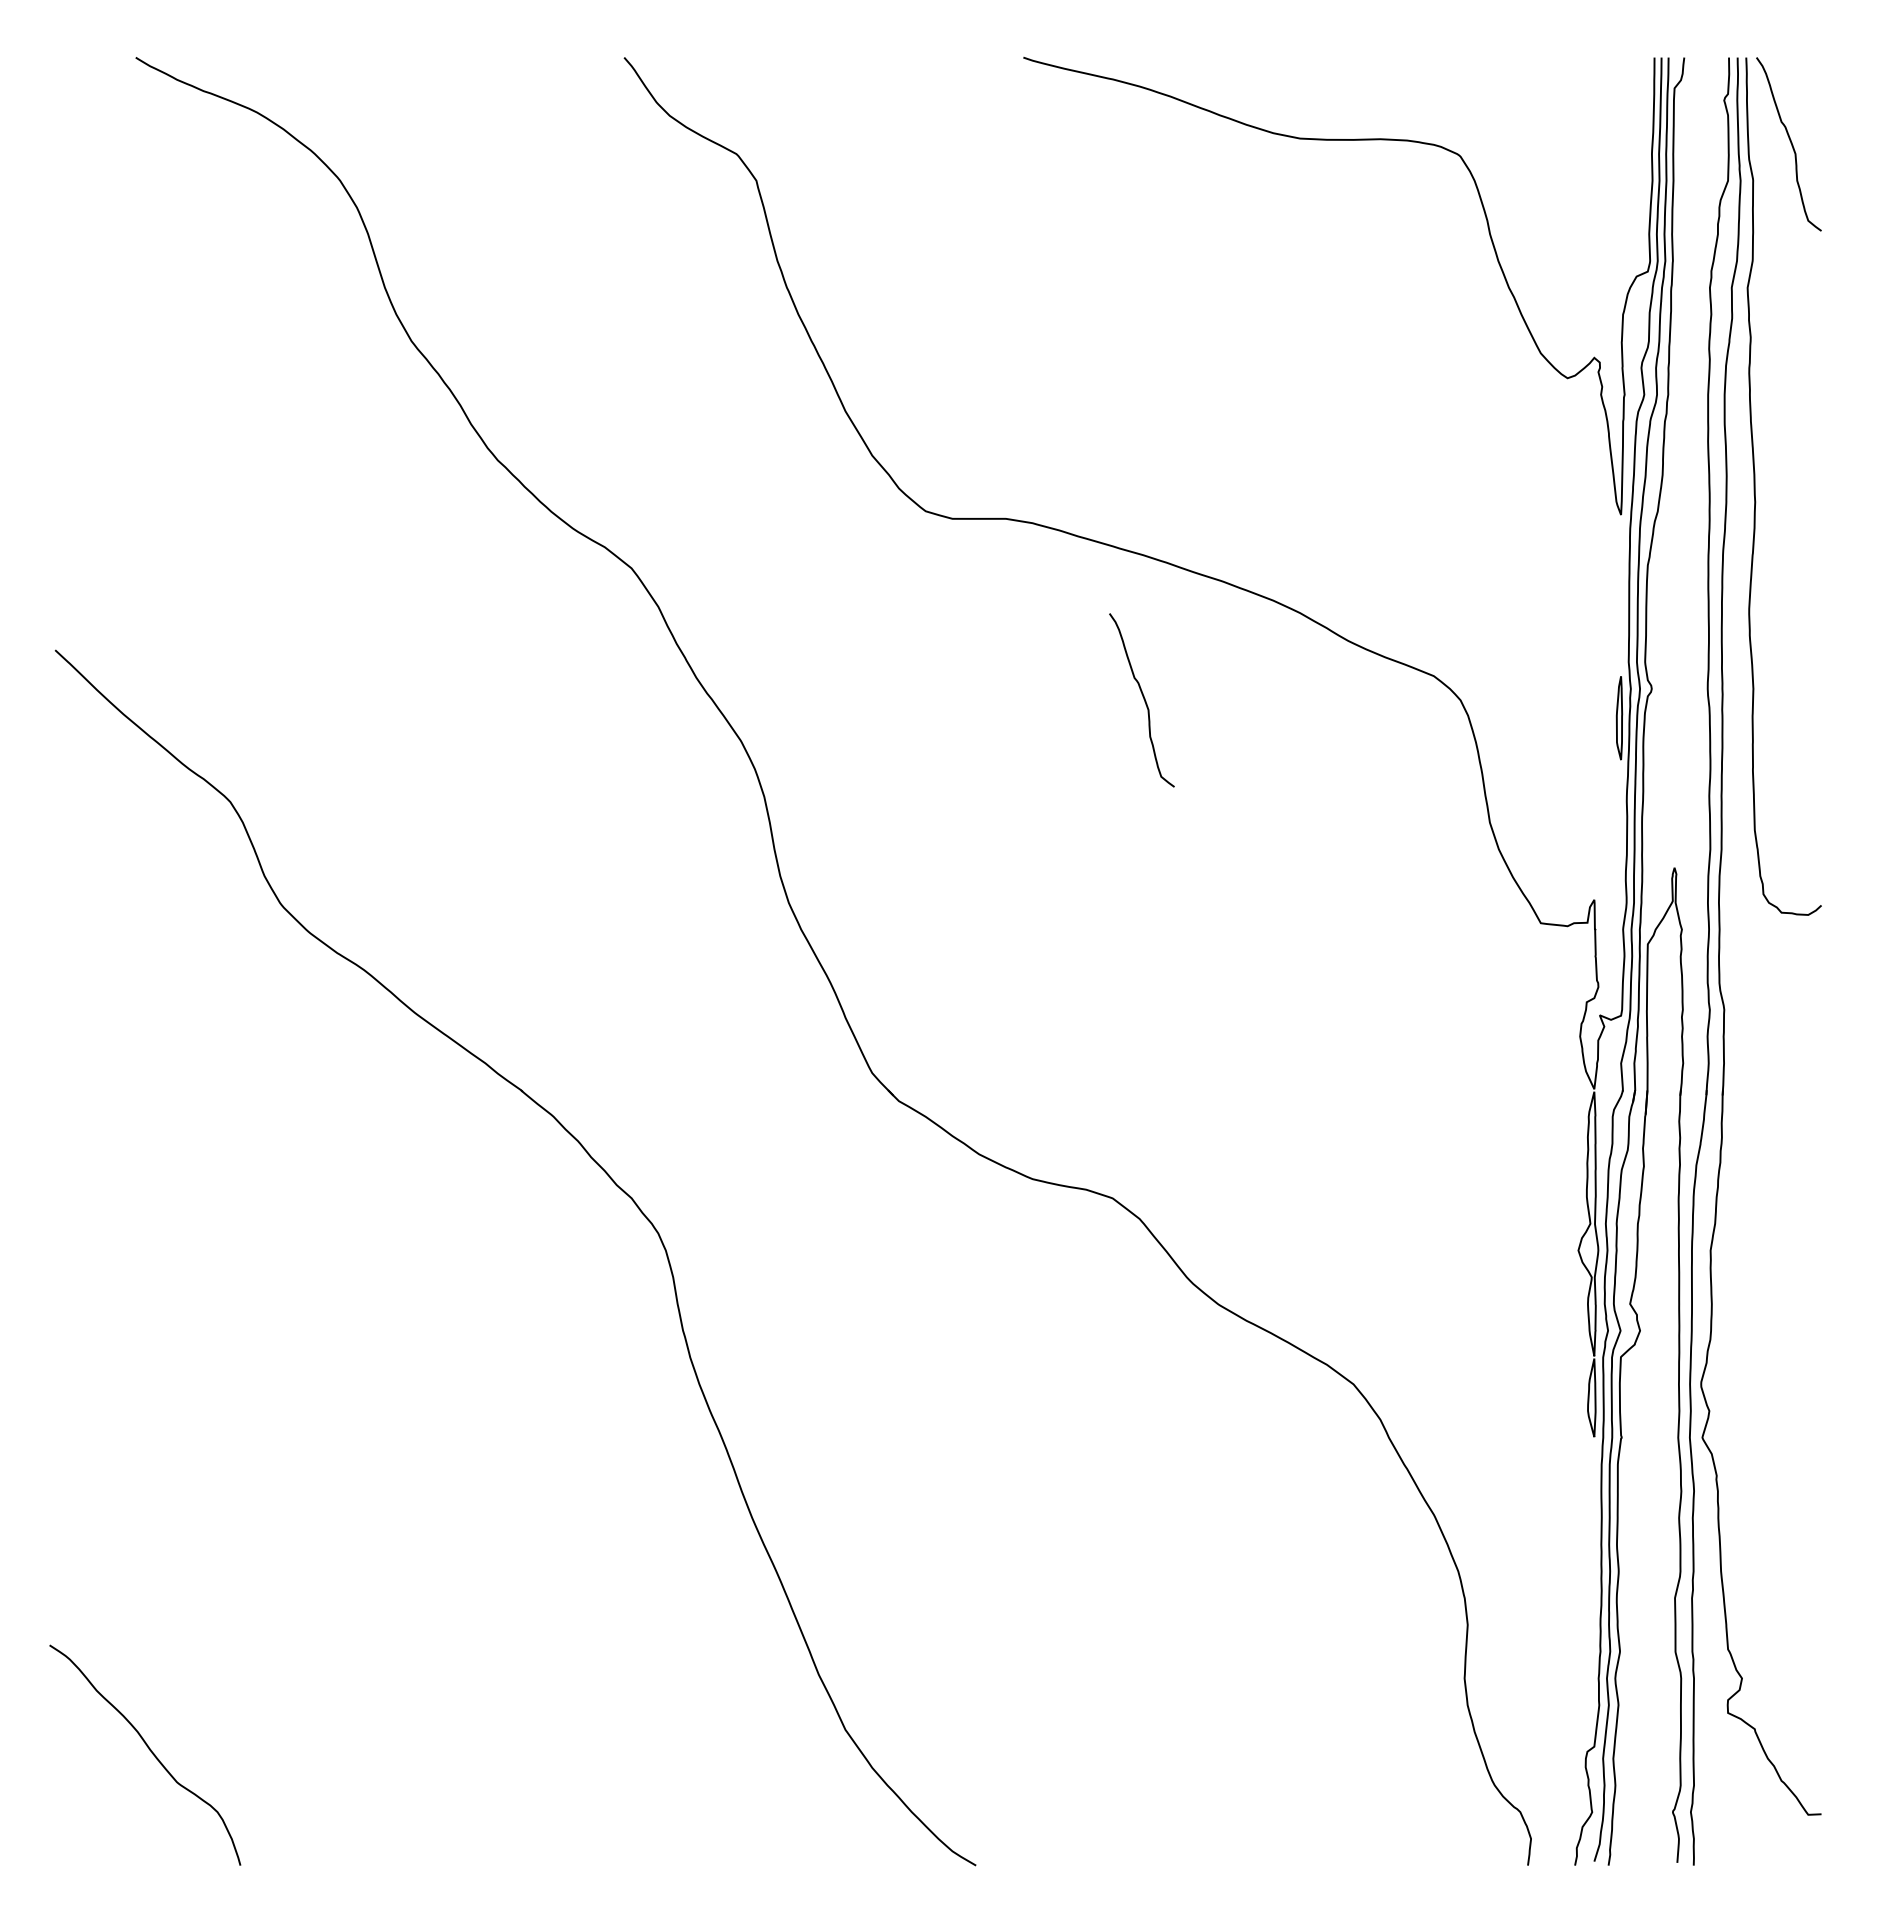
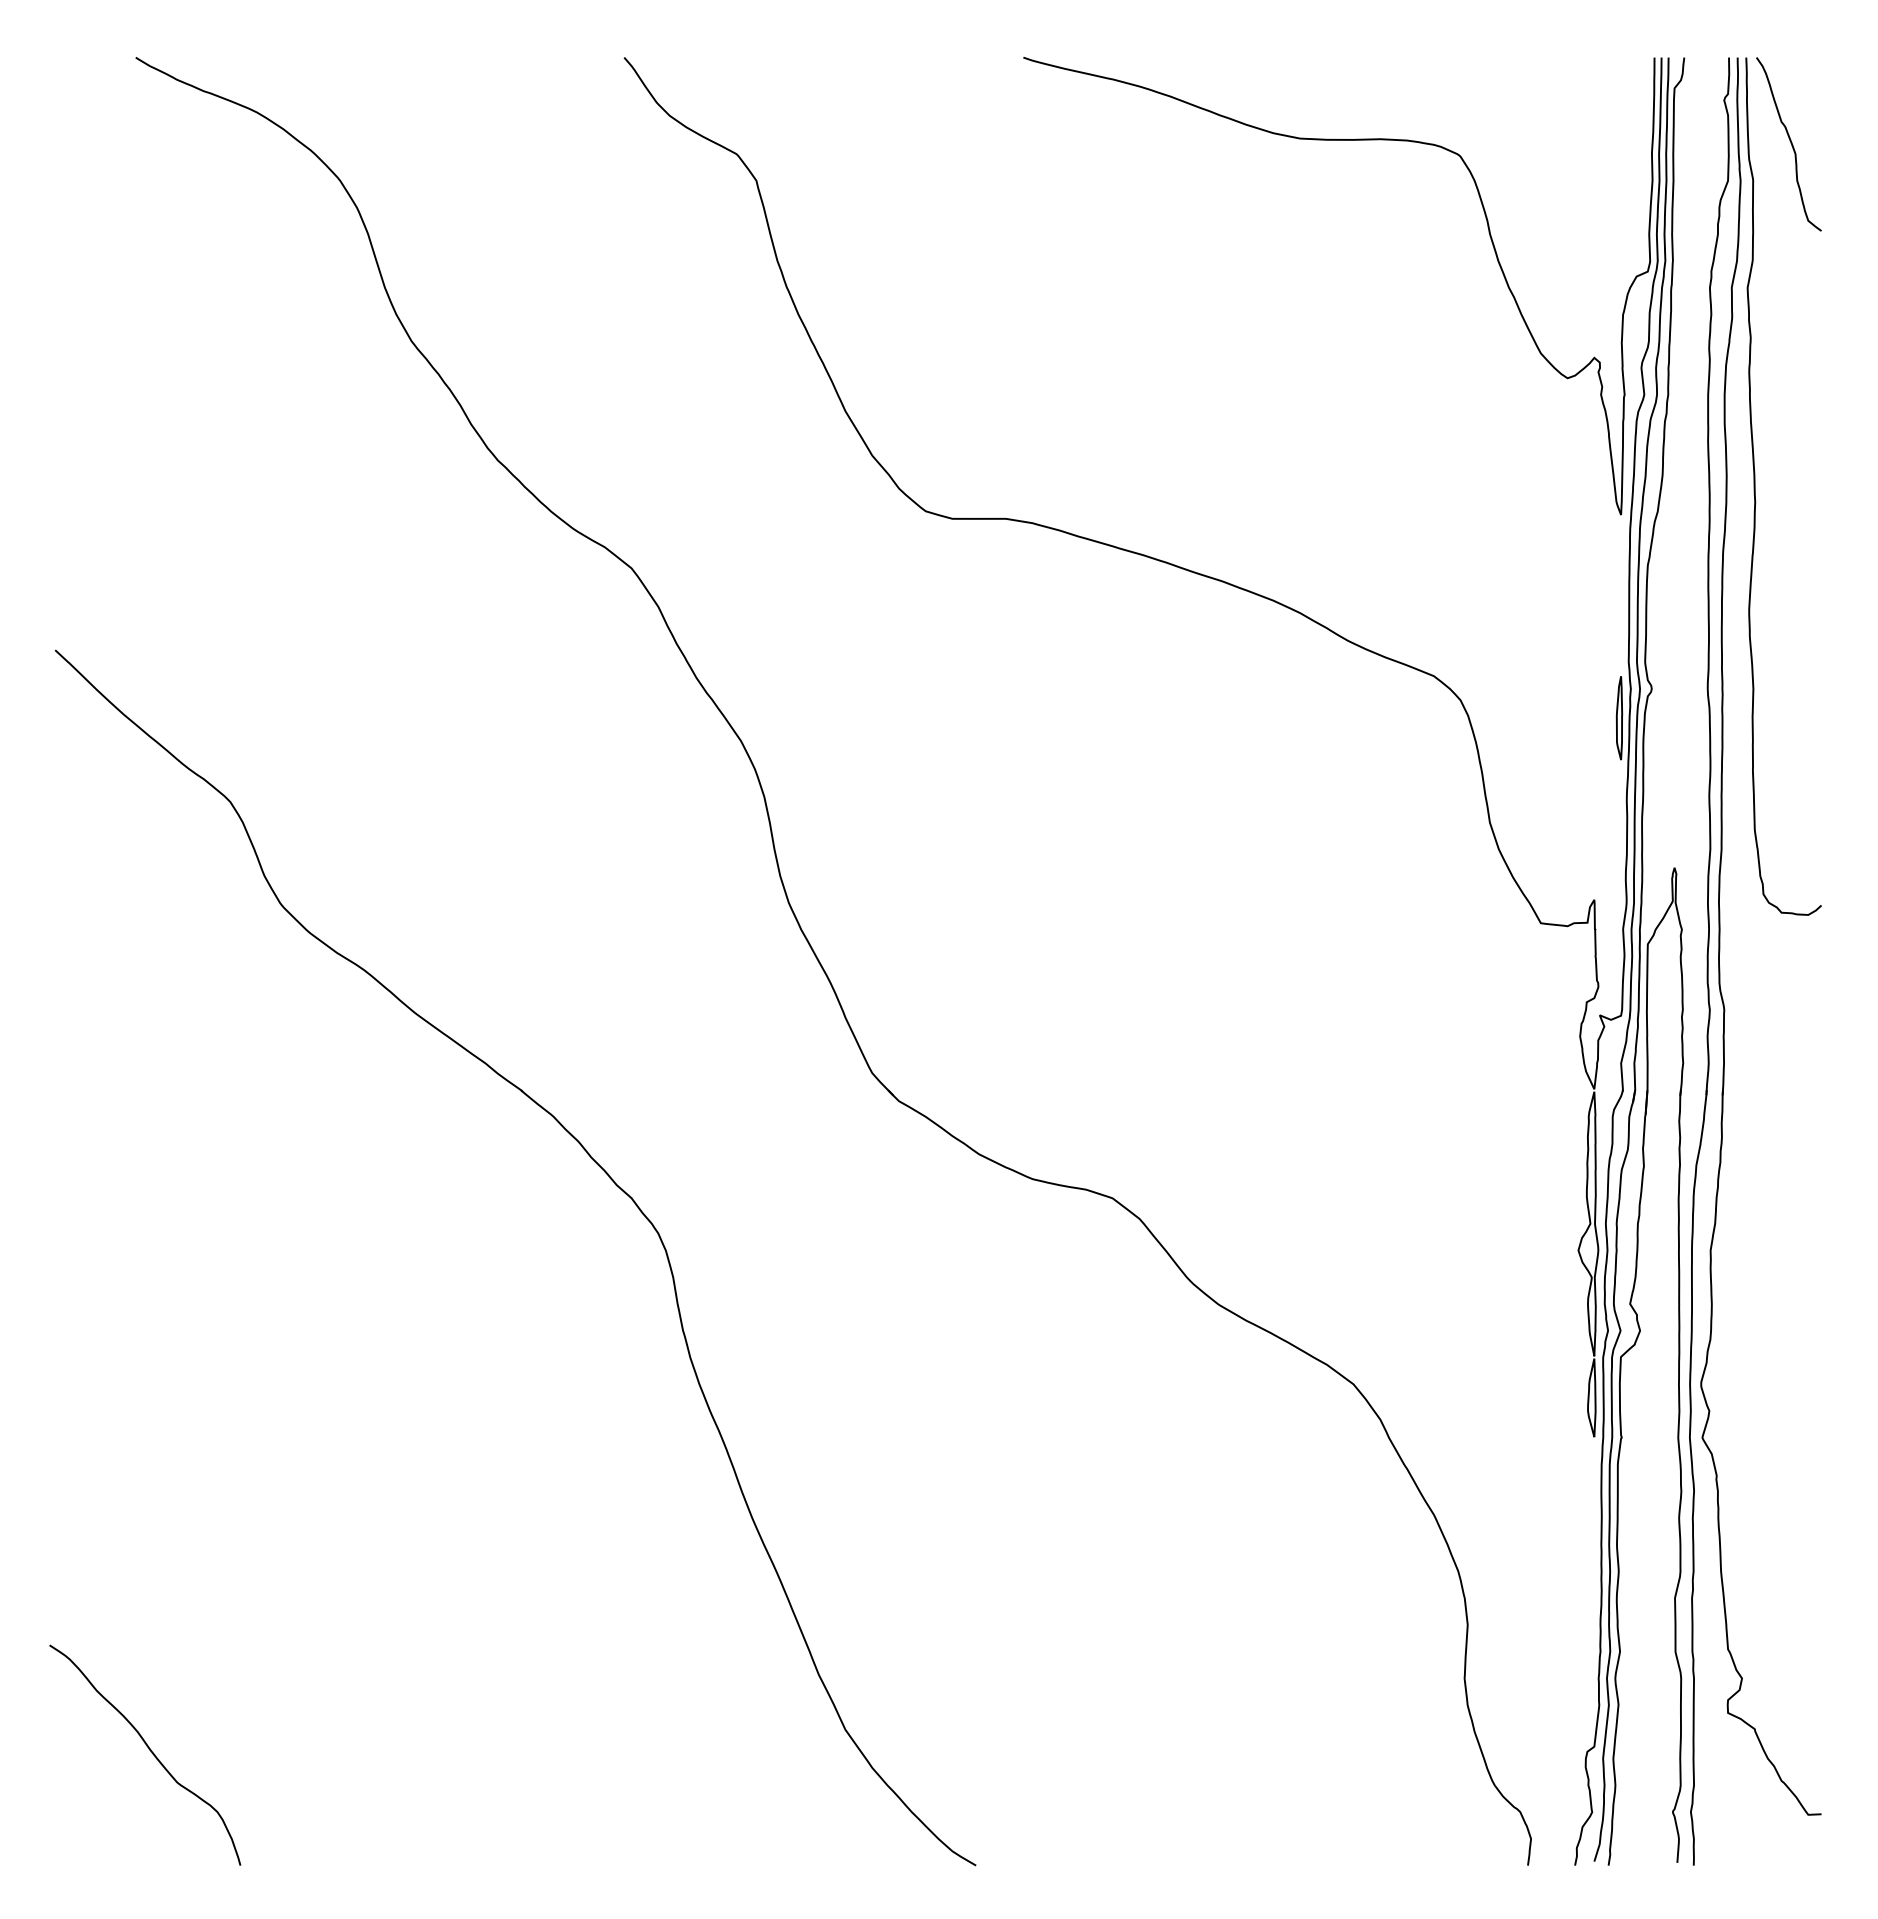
curve: present -> none (1143, 699)
